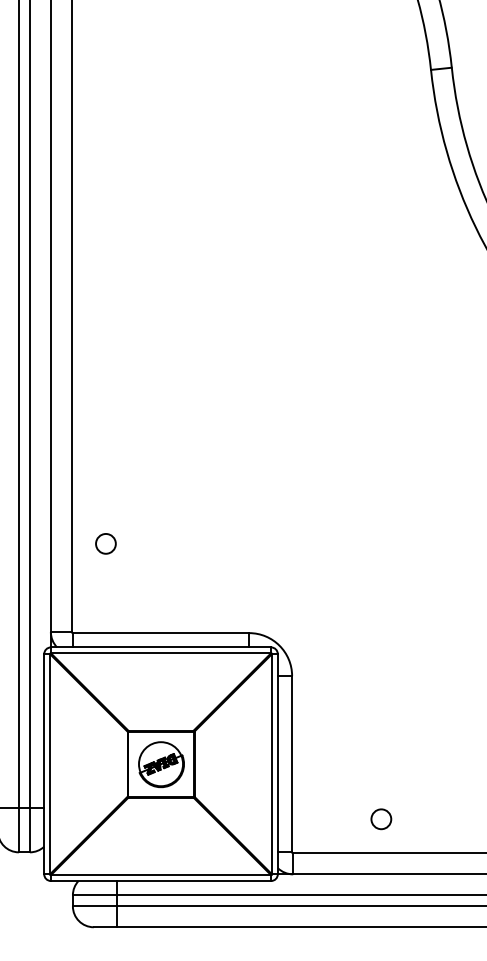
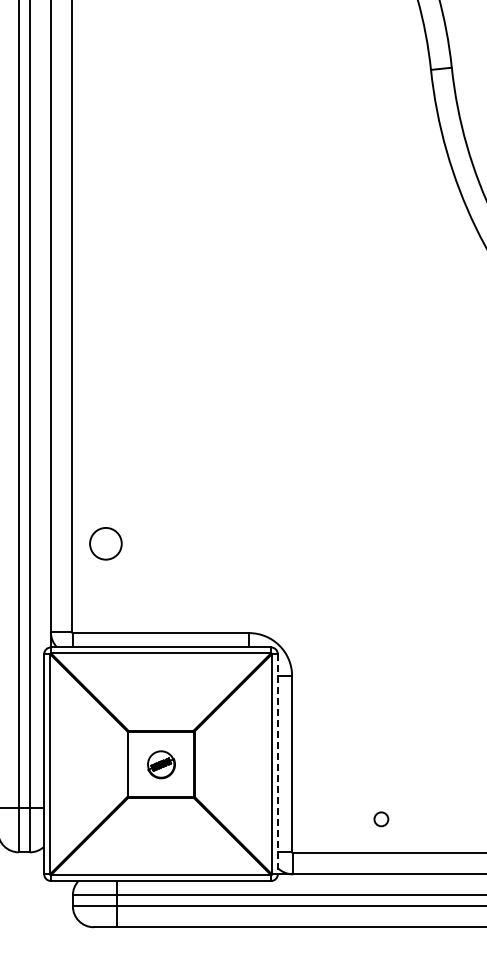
circle size: 22x22 px -> 34x34 px (105, 543)
part size: 47x48 px -> 29x30 px (161, 764)
line: solid -> dashed (277, 764)
circle size: 23x23 px -> 17x17 px (381, 819)
